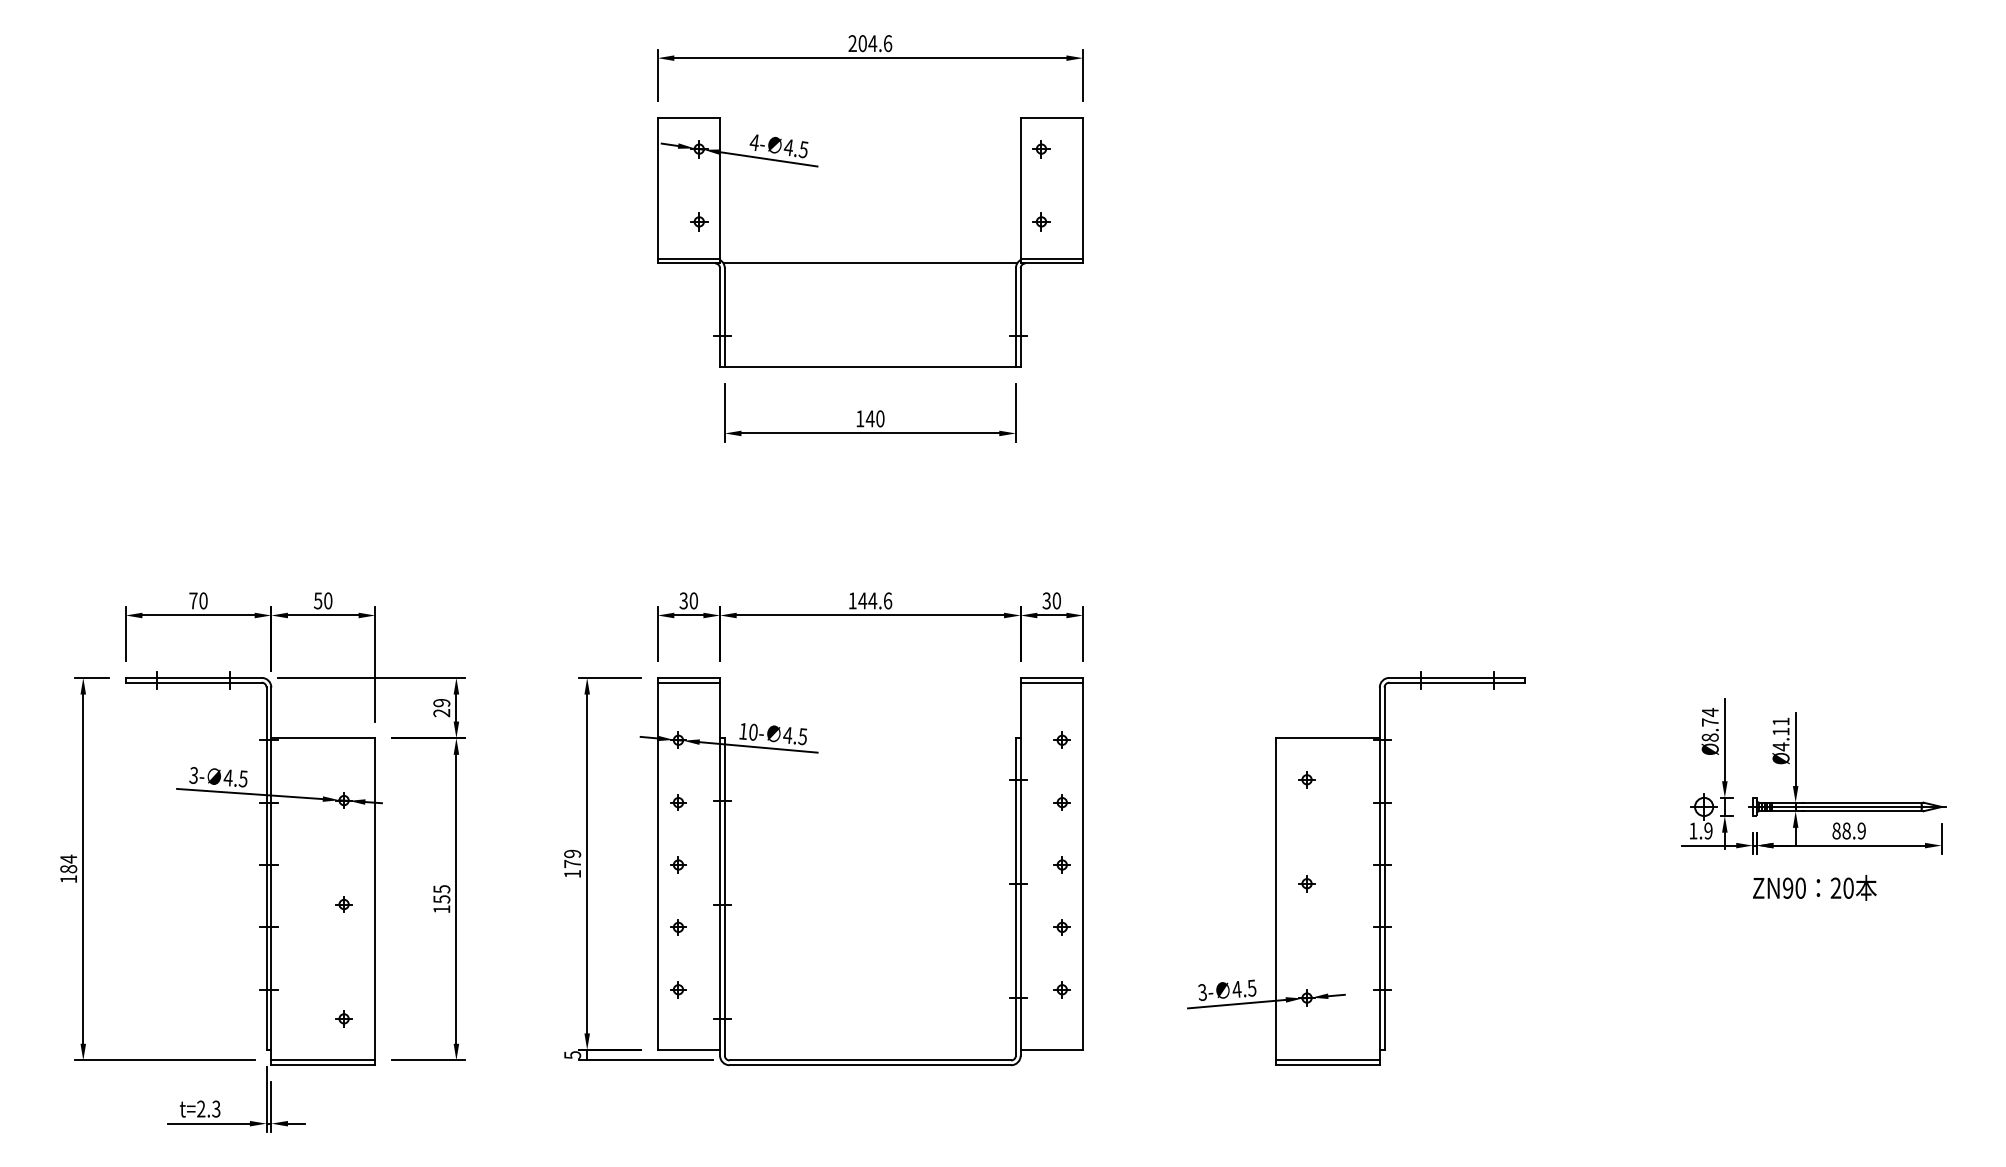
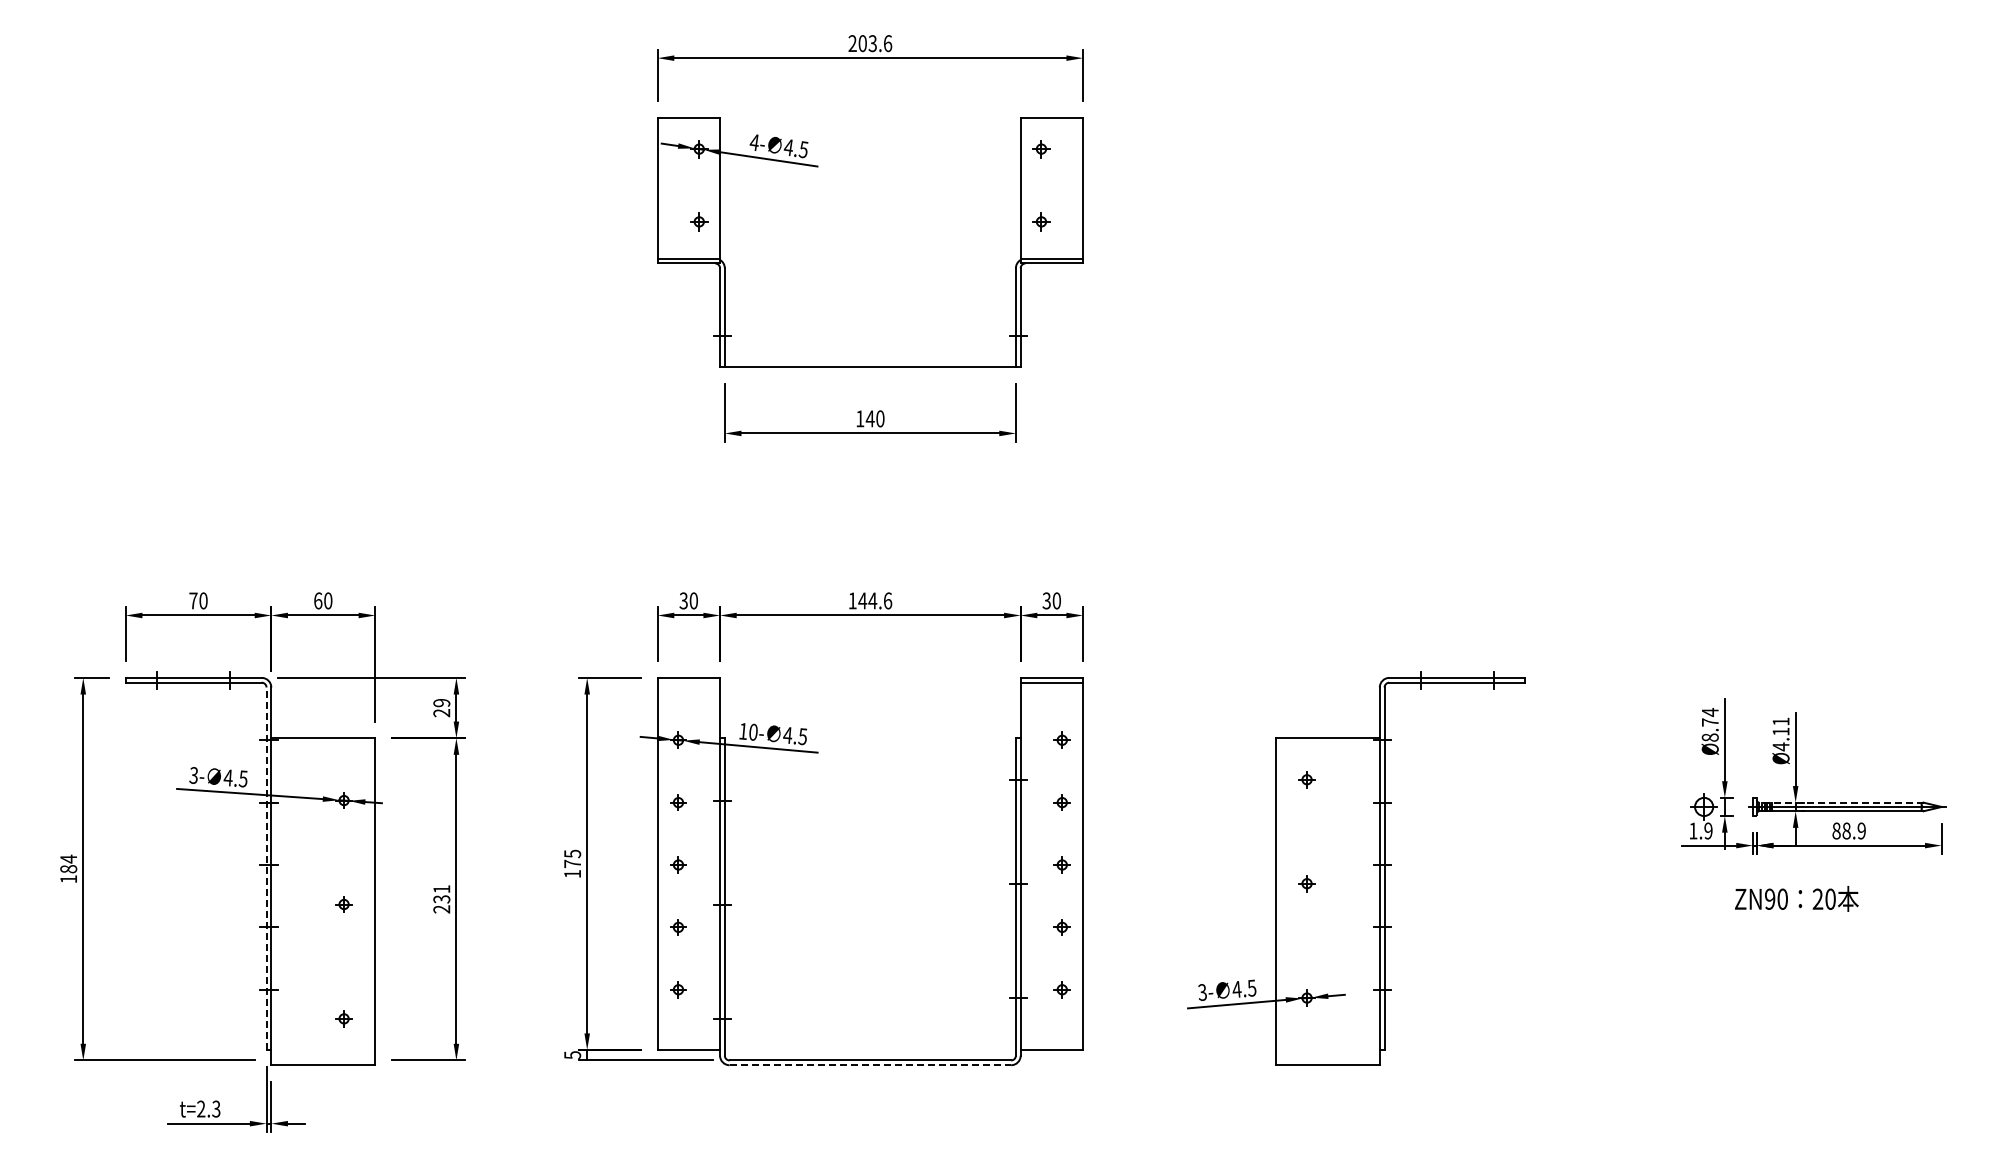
text: 204.6 -> 203.6 (872, 43)
line: present -> none (870, 263)
text: 50 -> 60 (317, 600)
line: present -> none (688, 682)
line: solid -> dashed (1841, 802)
text: 179 -> 175 (572, 853)
line: solid -> dashed (266, 868)
text position: (1814, 887) -> (1796, 898) (1796, 898)
text: 155 -> 231 (441, 899)
line: present -> none (323, 1060)
line: present -> none (1327, 1060)
line: solid -> dashed (870, 1065)
